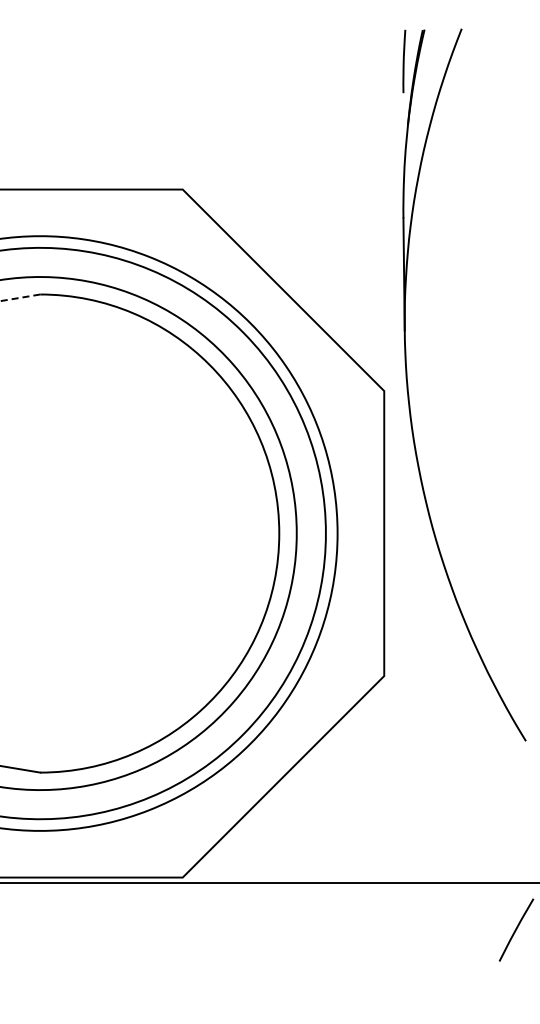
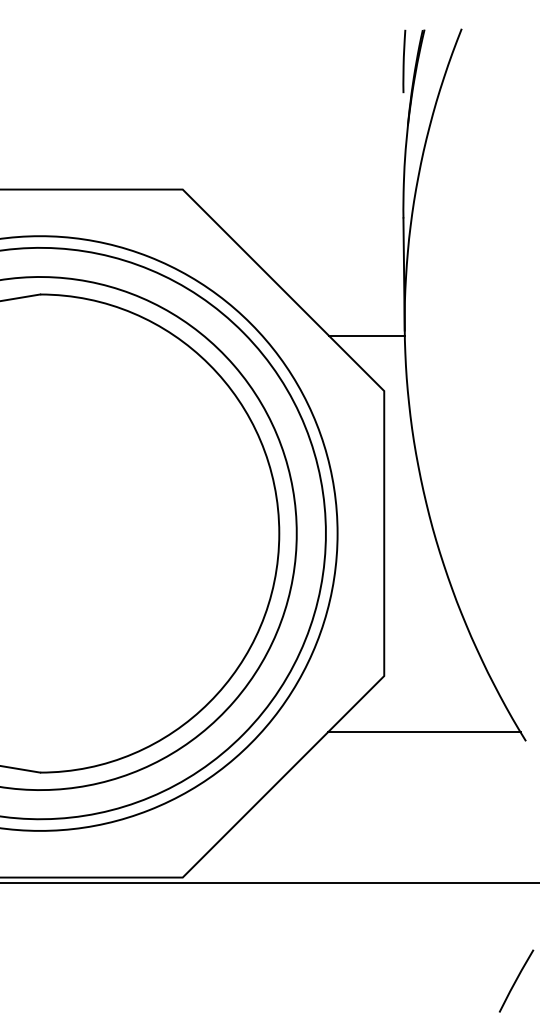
line: dashed -> solid (20, 297)
line: none -> present (366, 335)
line: none -> present (424, 732)
line position: (516, 929) -> (516, 980) (516, 980)
